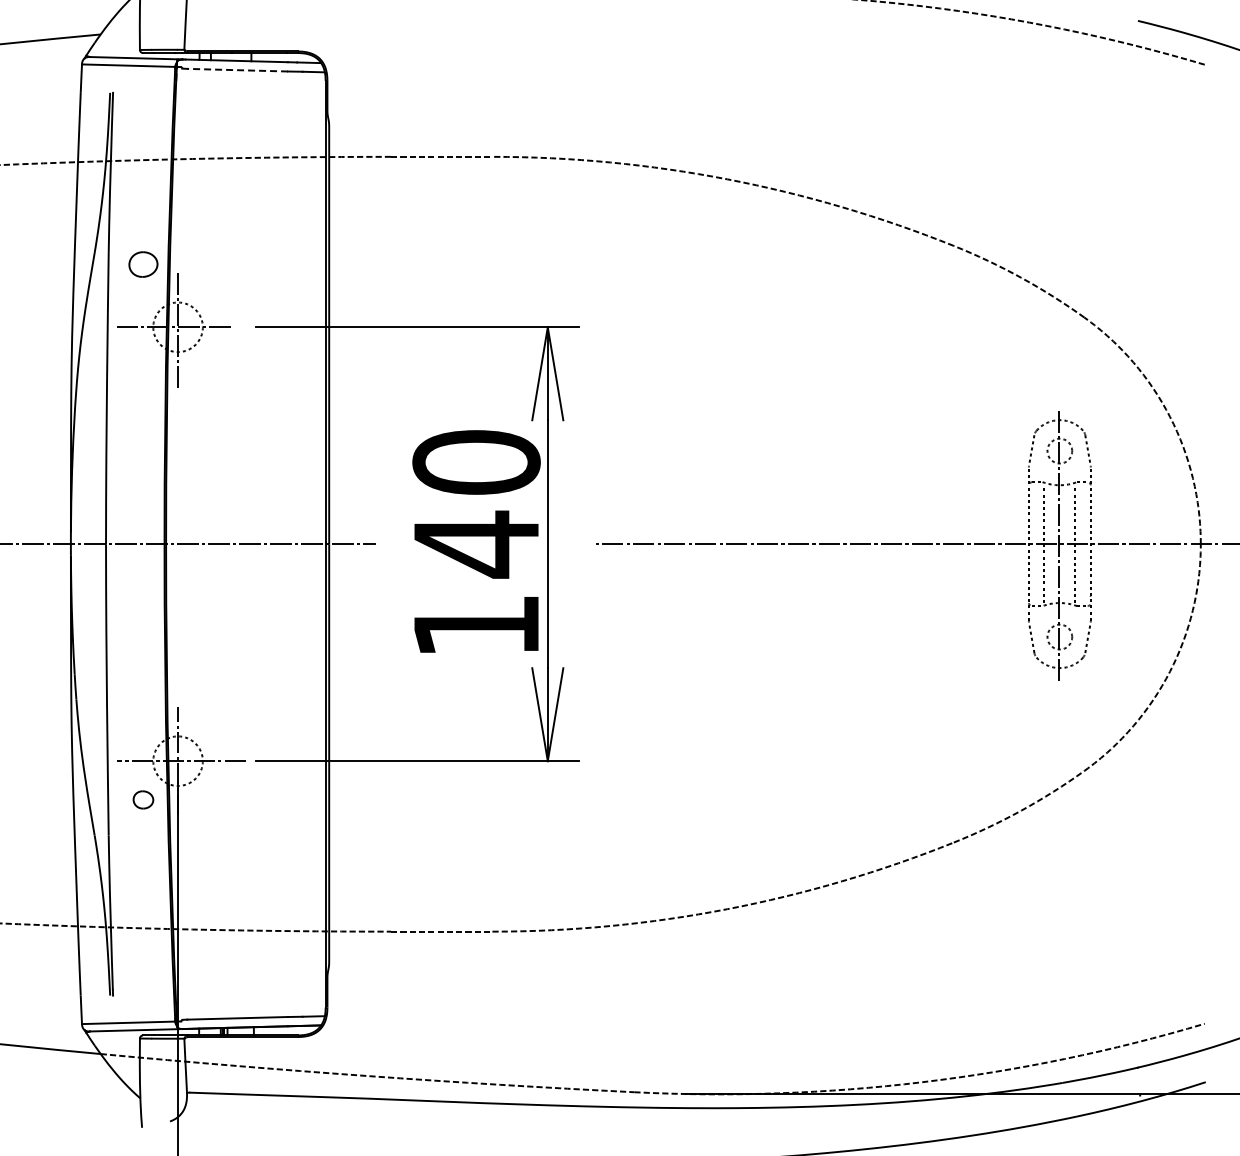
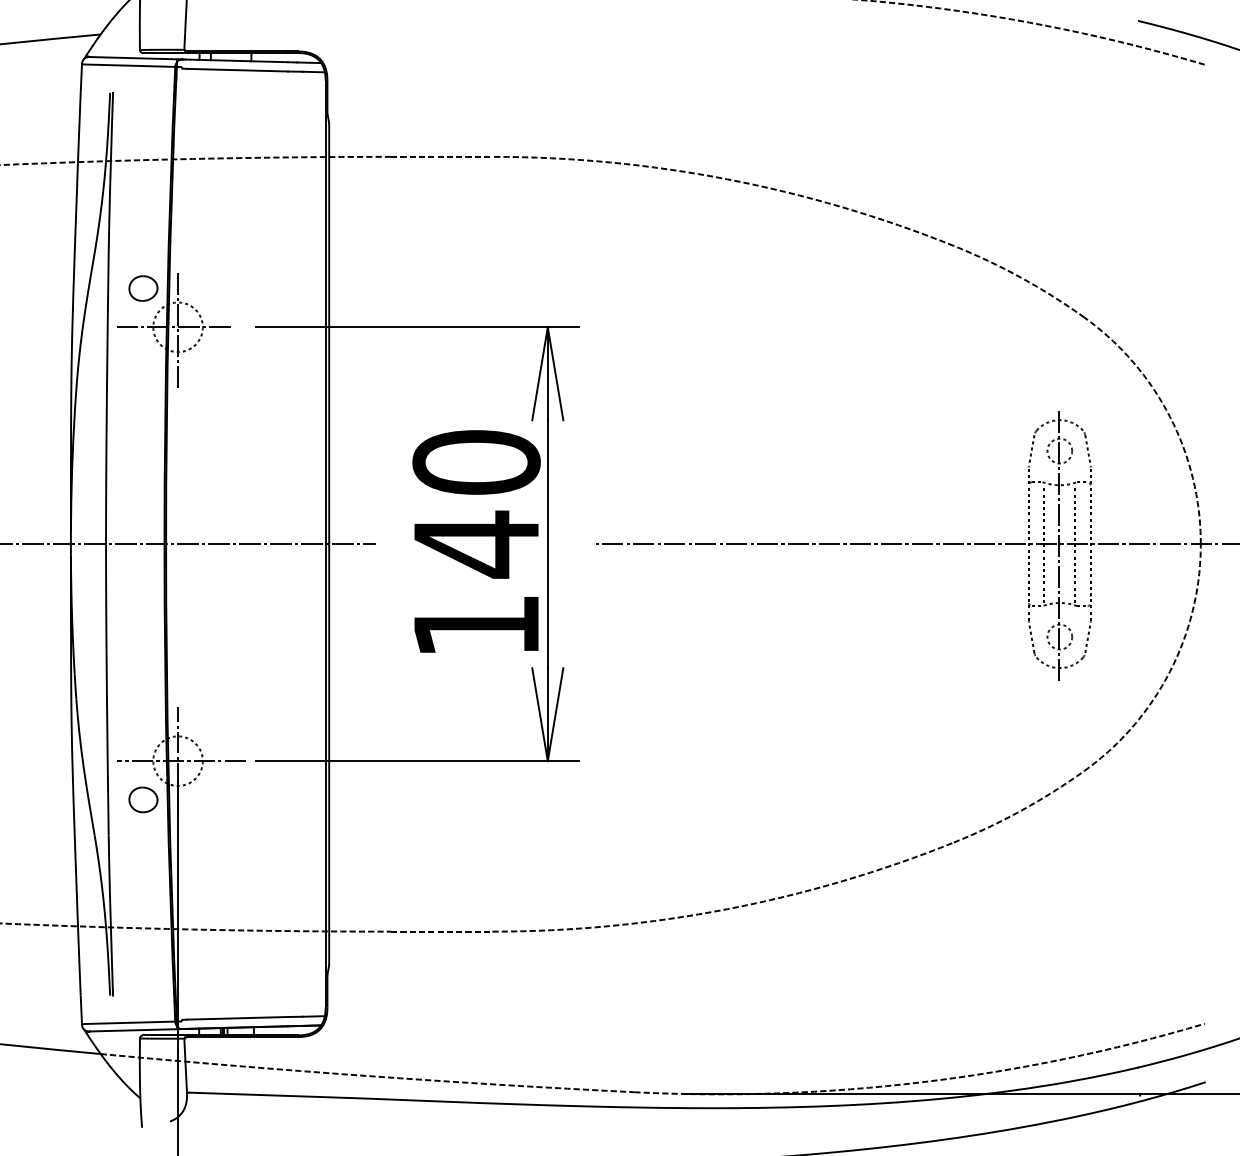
line: dashed -> solid (237, 70)
part position: (143, 264) -> (143, 288) (143, 288)
part size: 23x20 px -> 31x28 px (143, 799)
